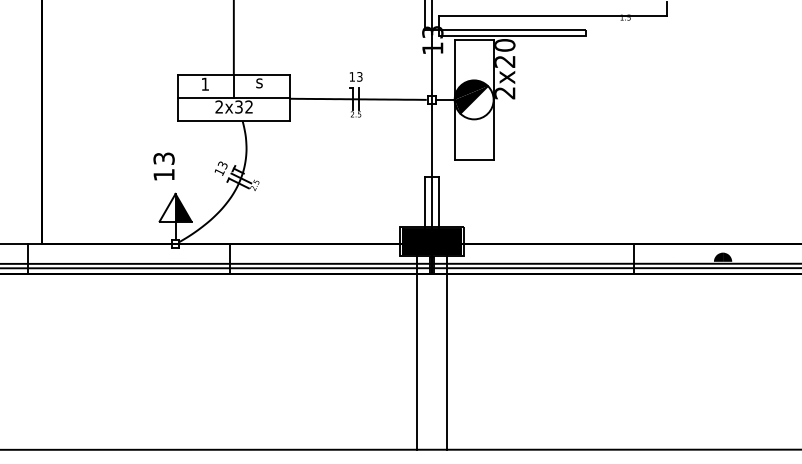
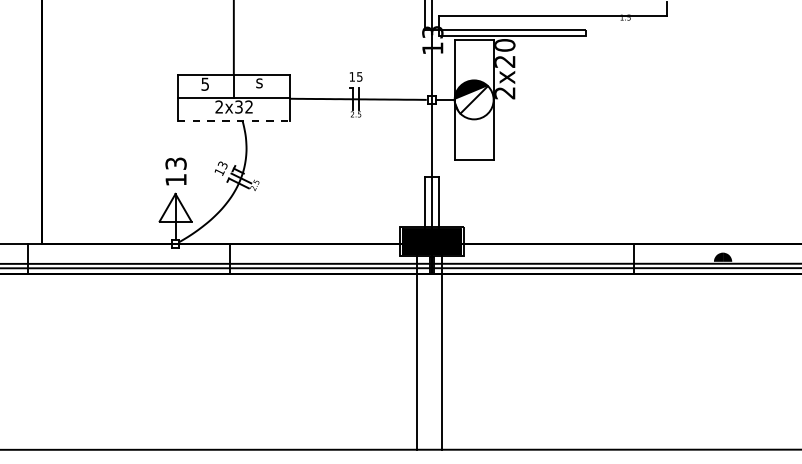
text: 13 -> 15 (359, 76)
text: 1 -> 5 (204, 83)
fill: present -> none (470, 99)
line: solid -> dashed (233, 121)
text position: (163, 166) -> (175, 171) (175, 171)
fill: present -> none (183, 207)
line position: (446, 352) -> (441, 352) (441, 352)
